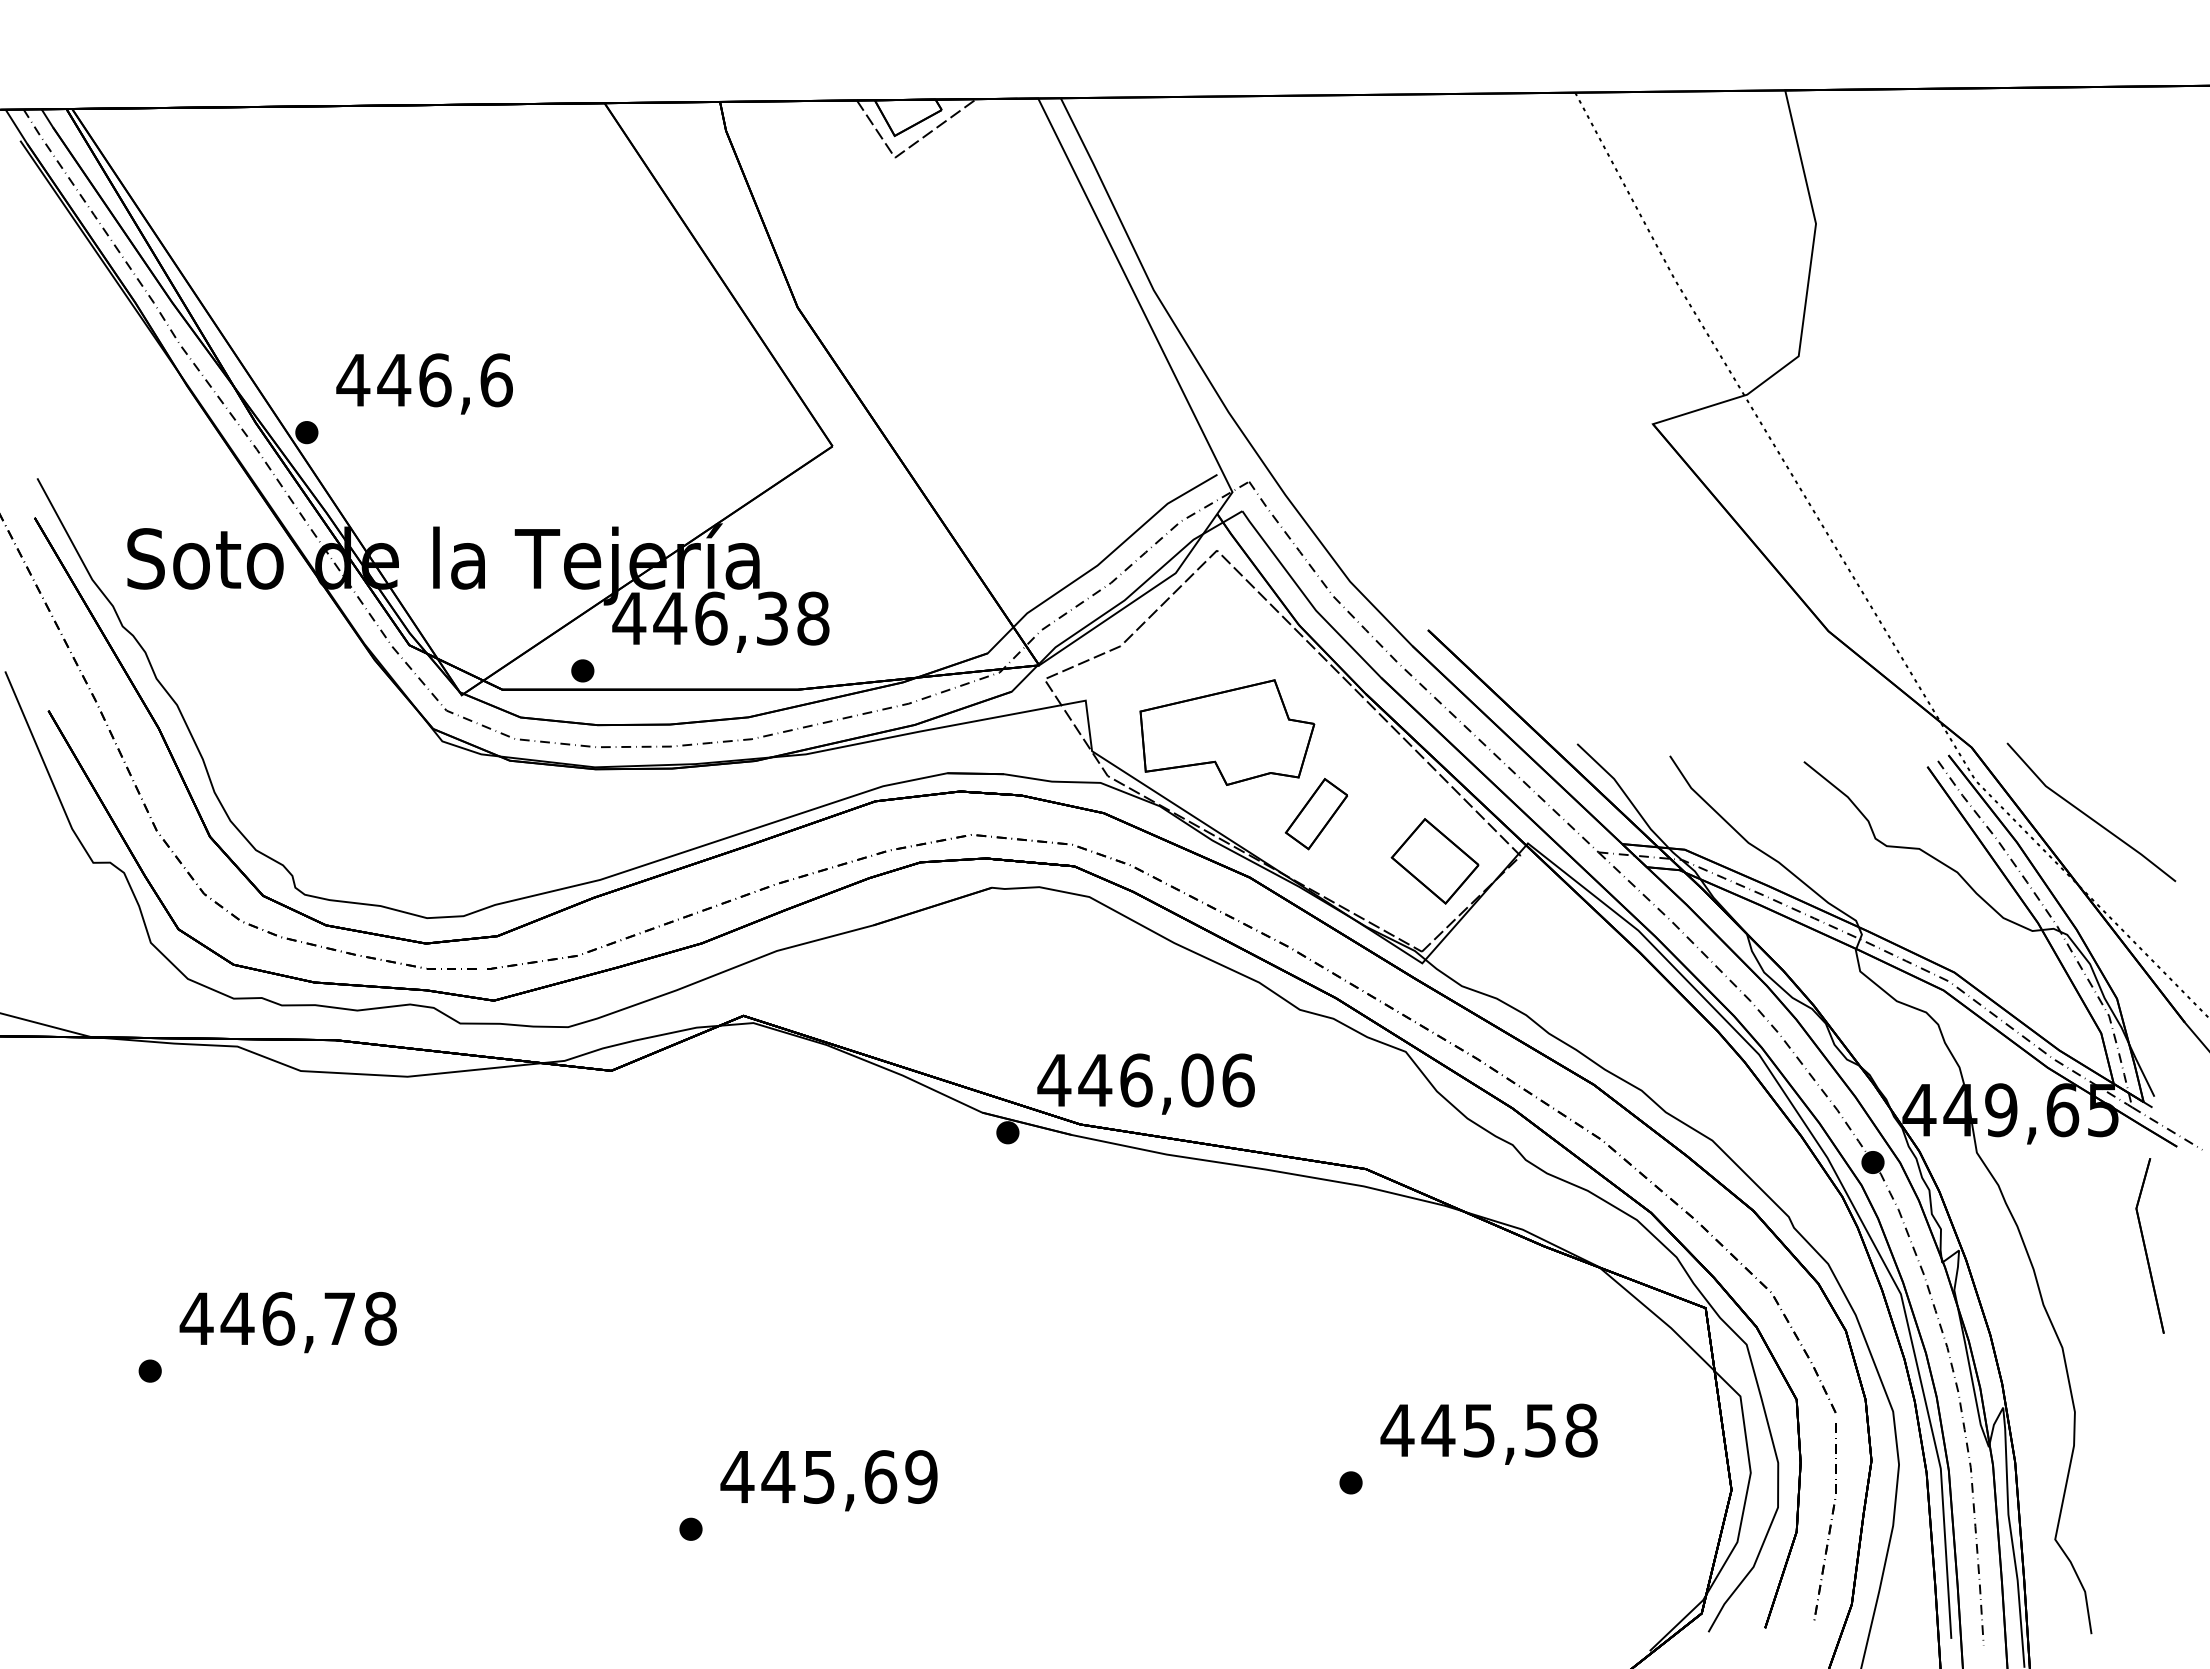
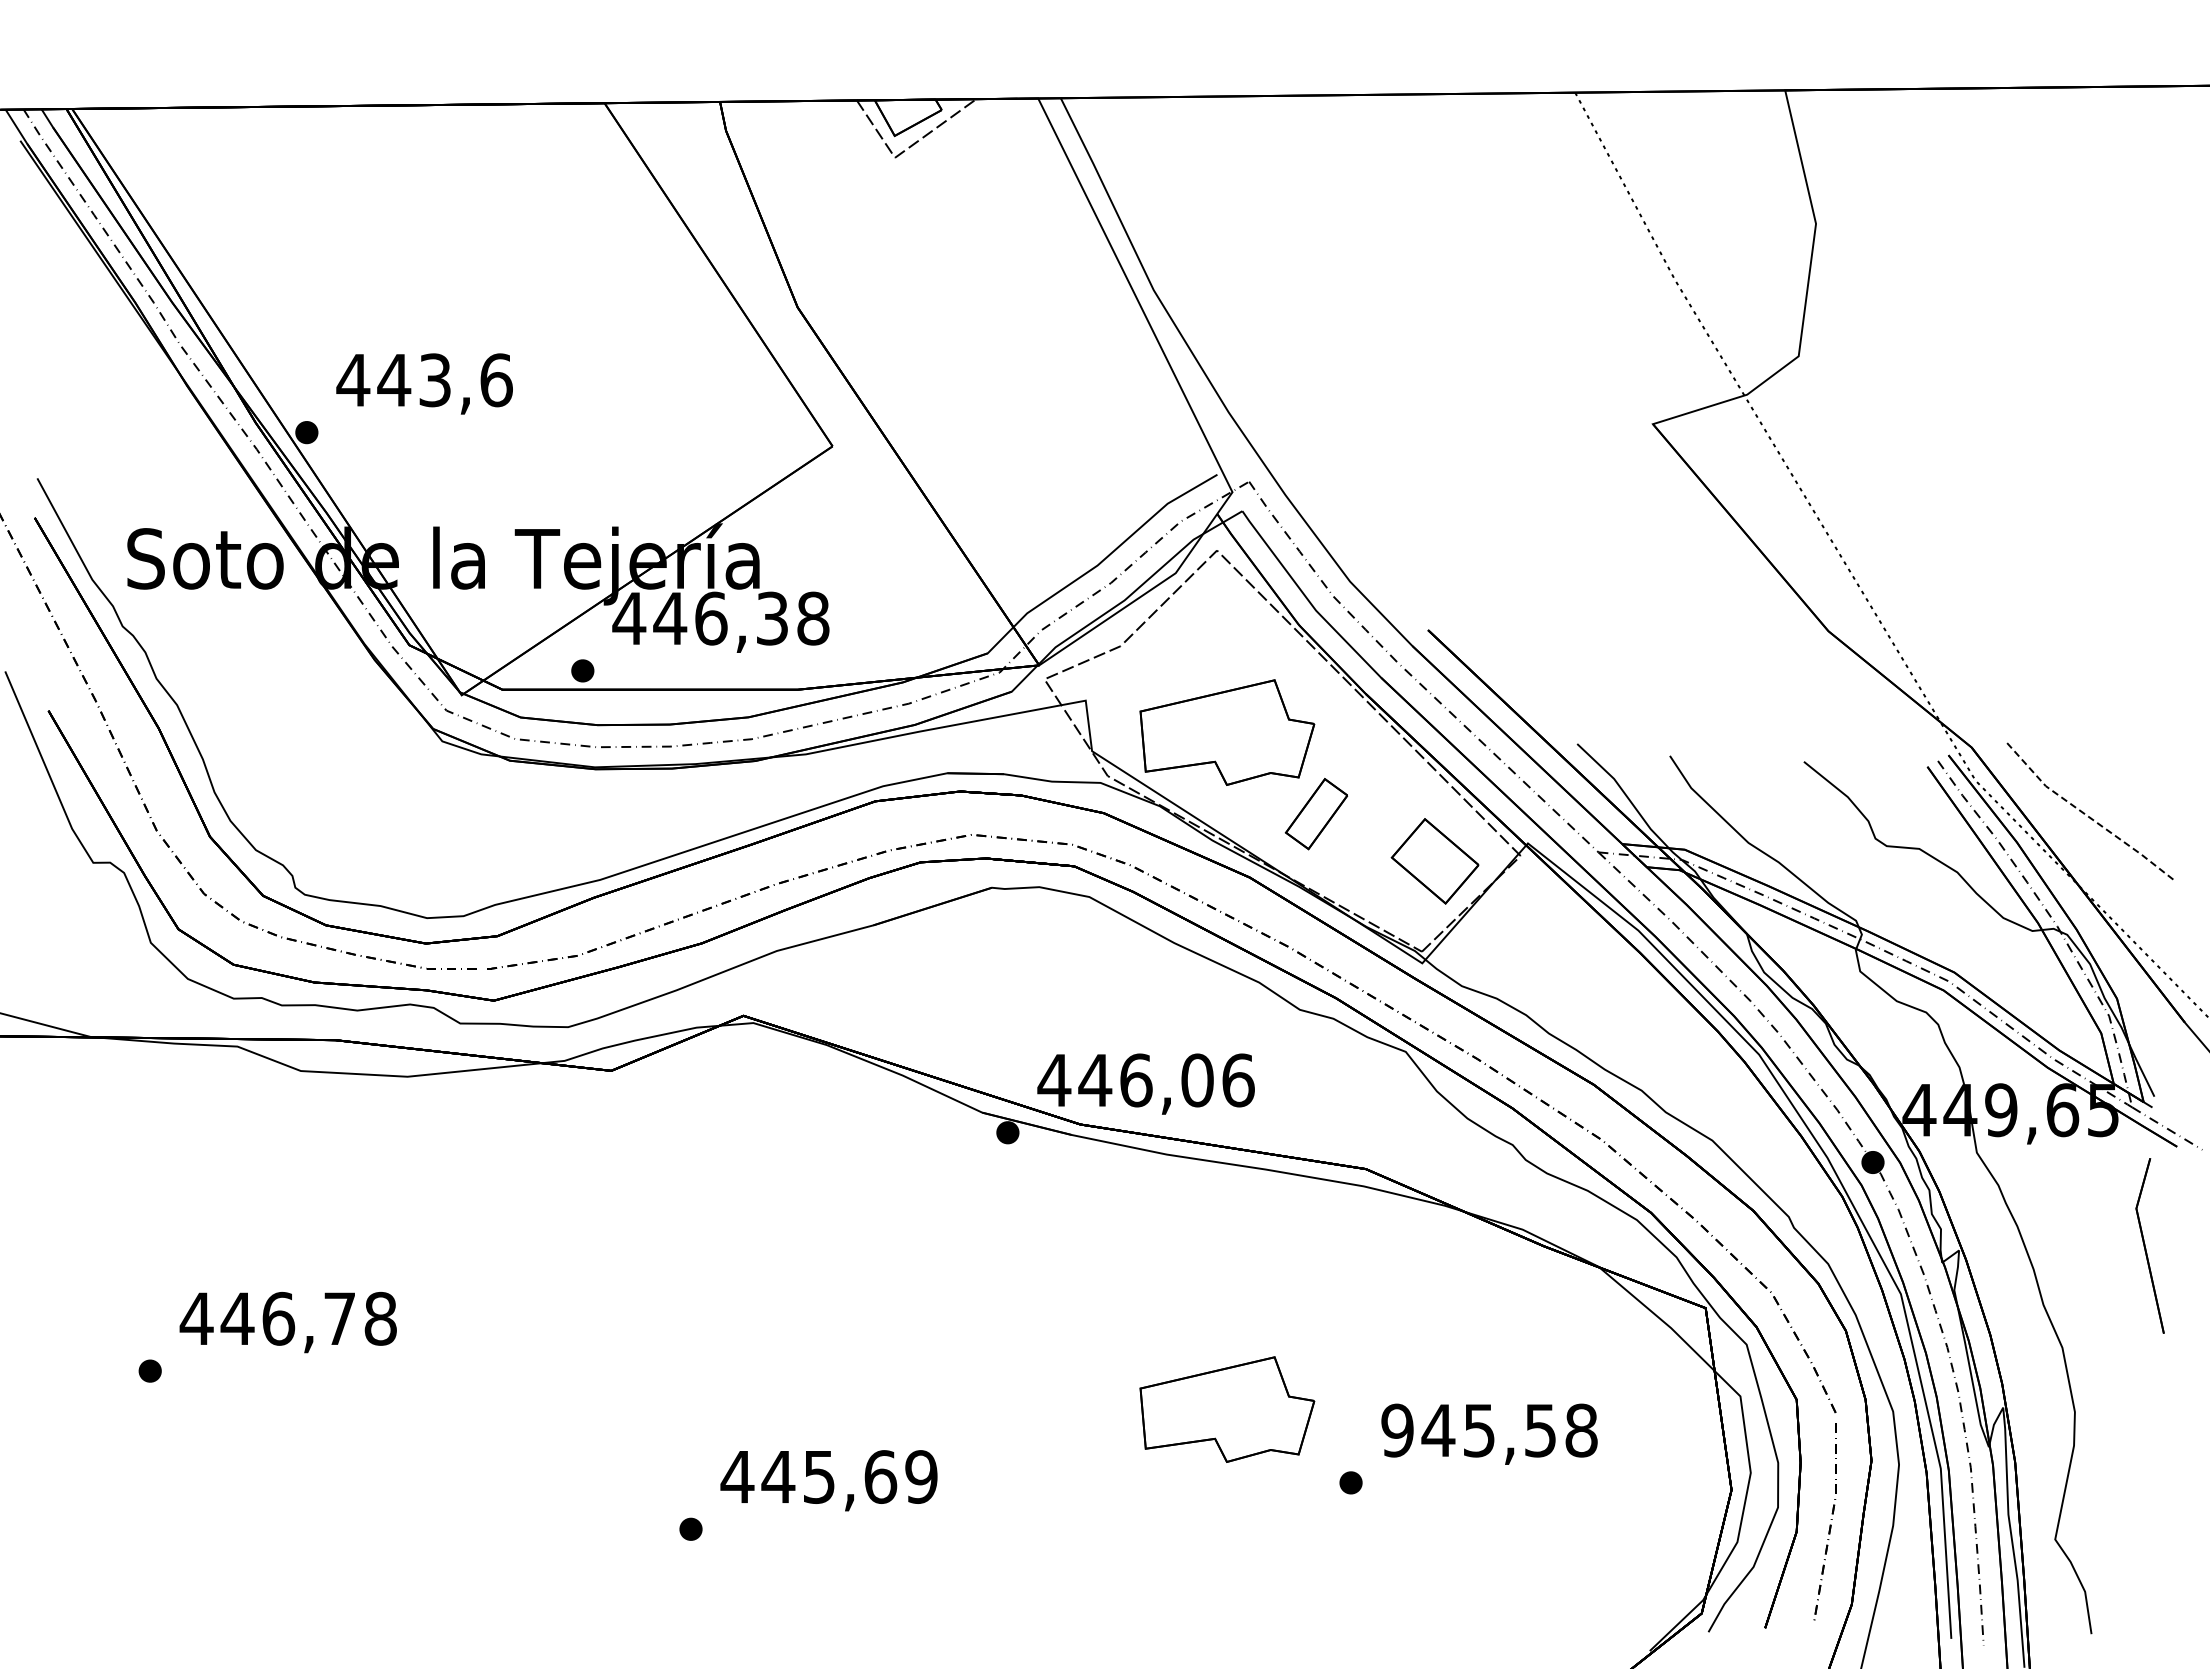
text: 446,6 -> 443,6 (435, 380)
line: solid -> dashed (2087, 816)
part: none -> present (1227, 1409)
text: 445,58 -> 945,58 (1397, 1430)
